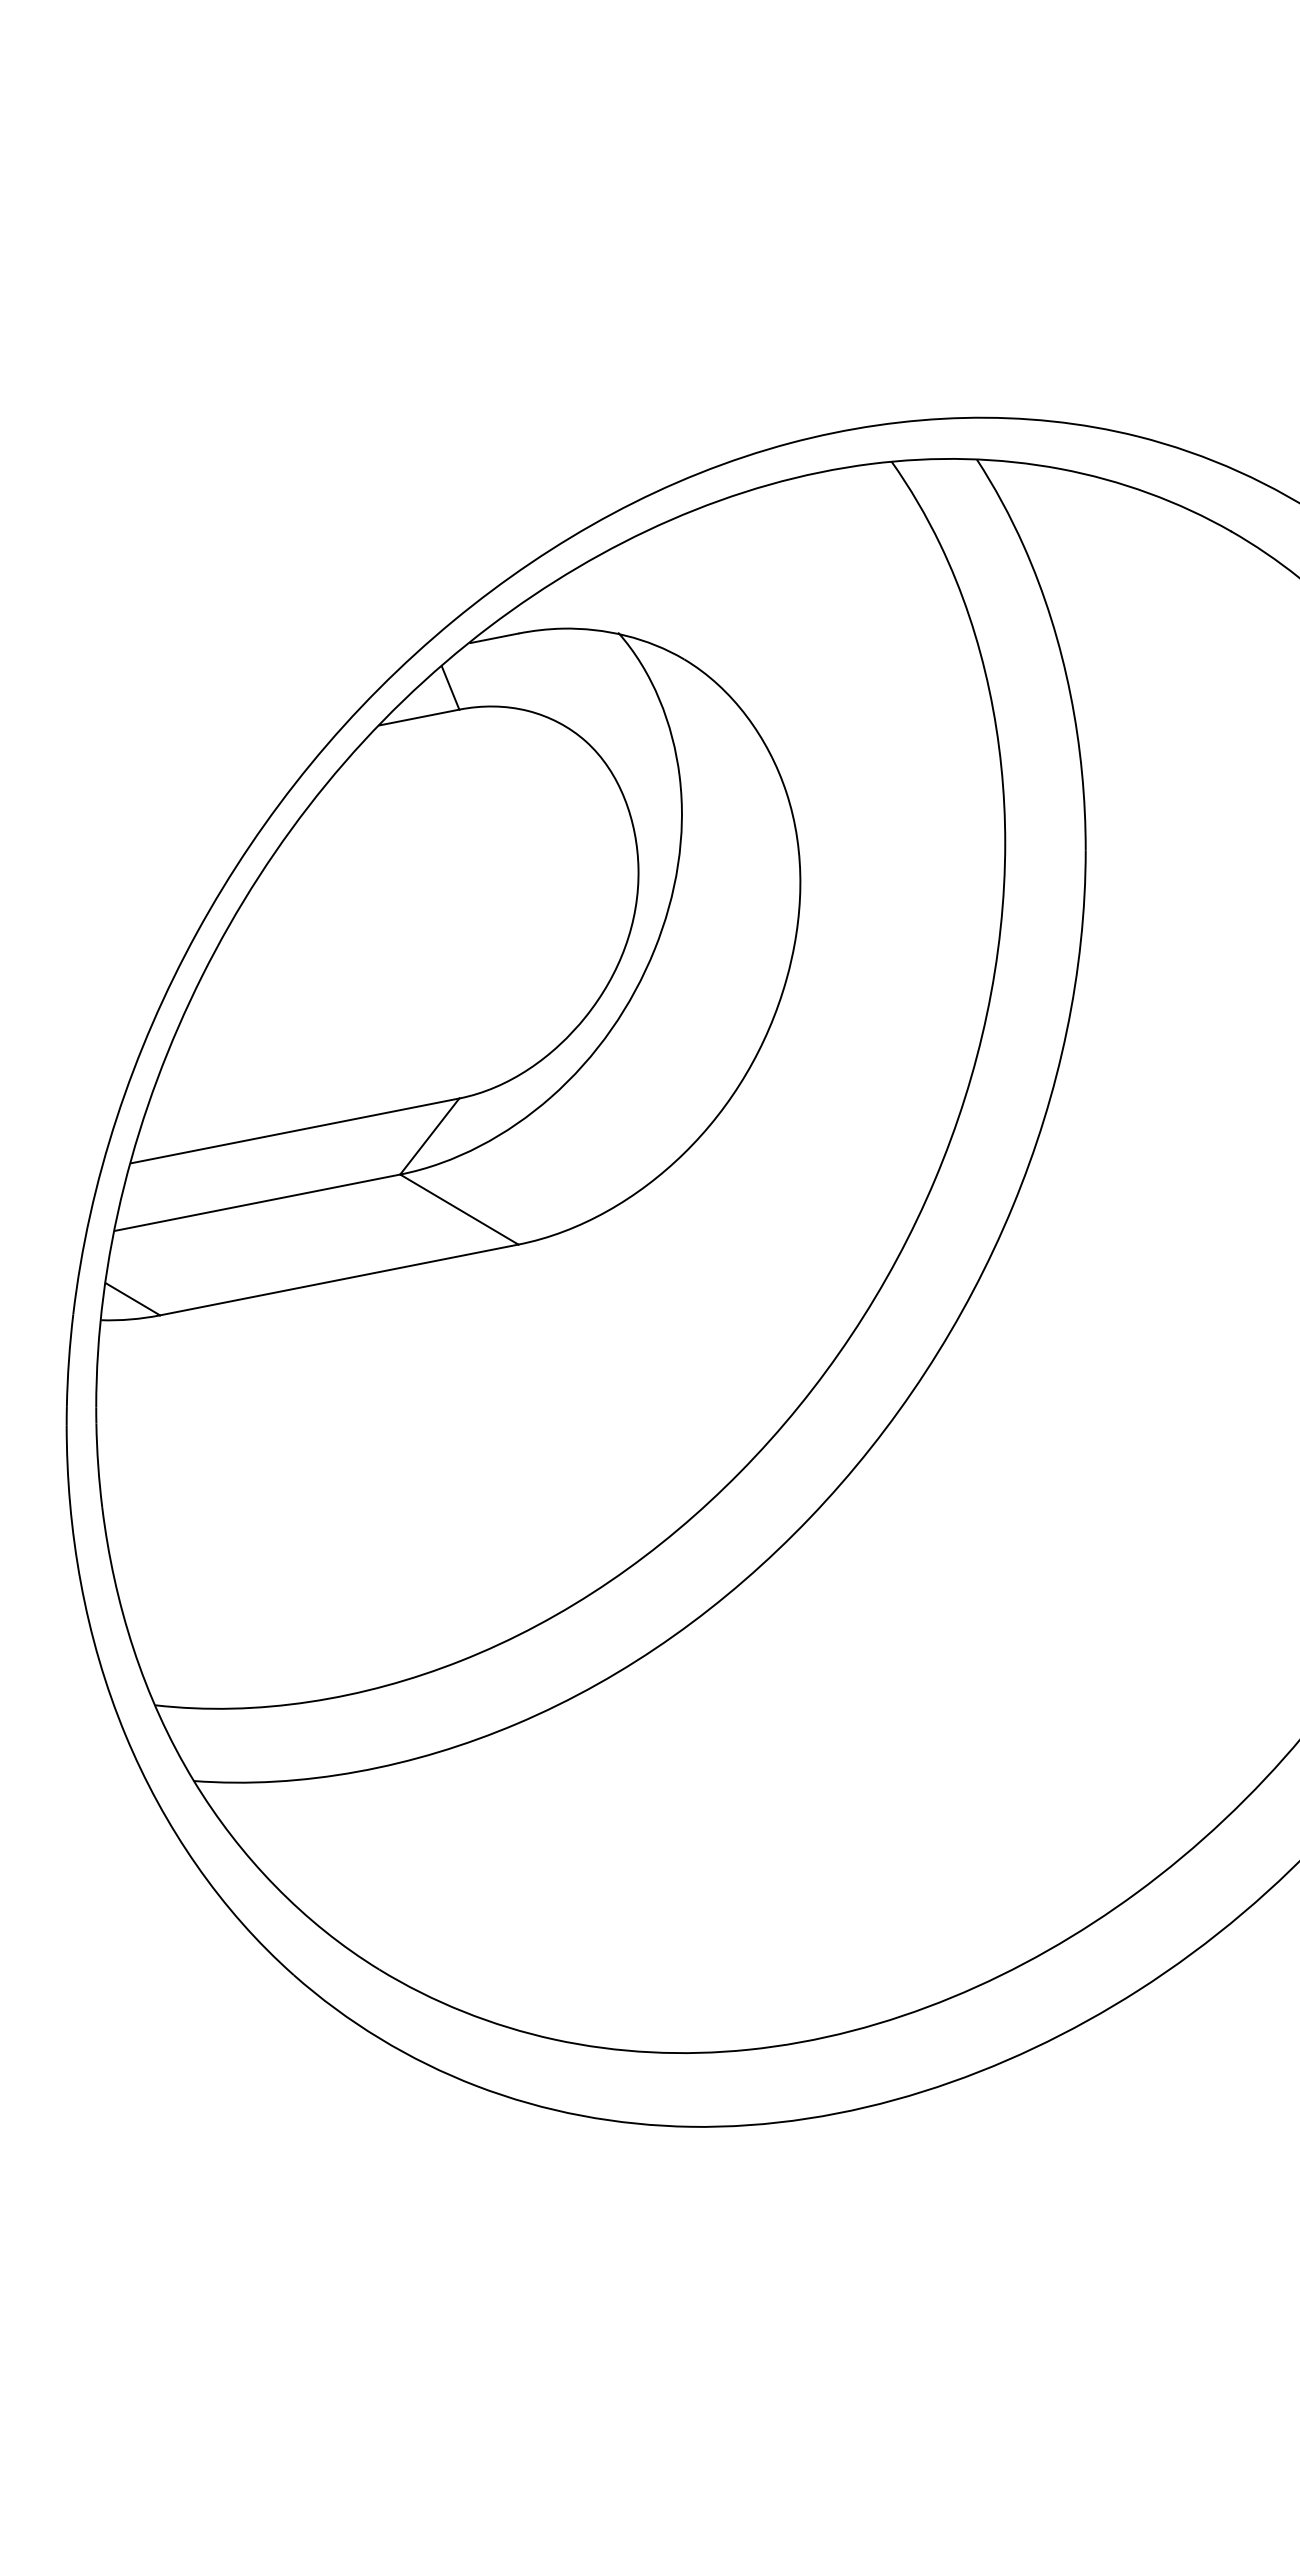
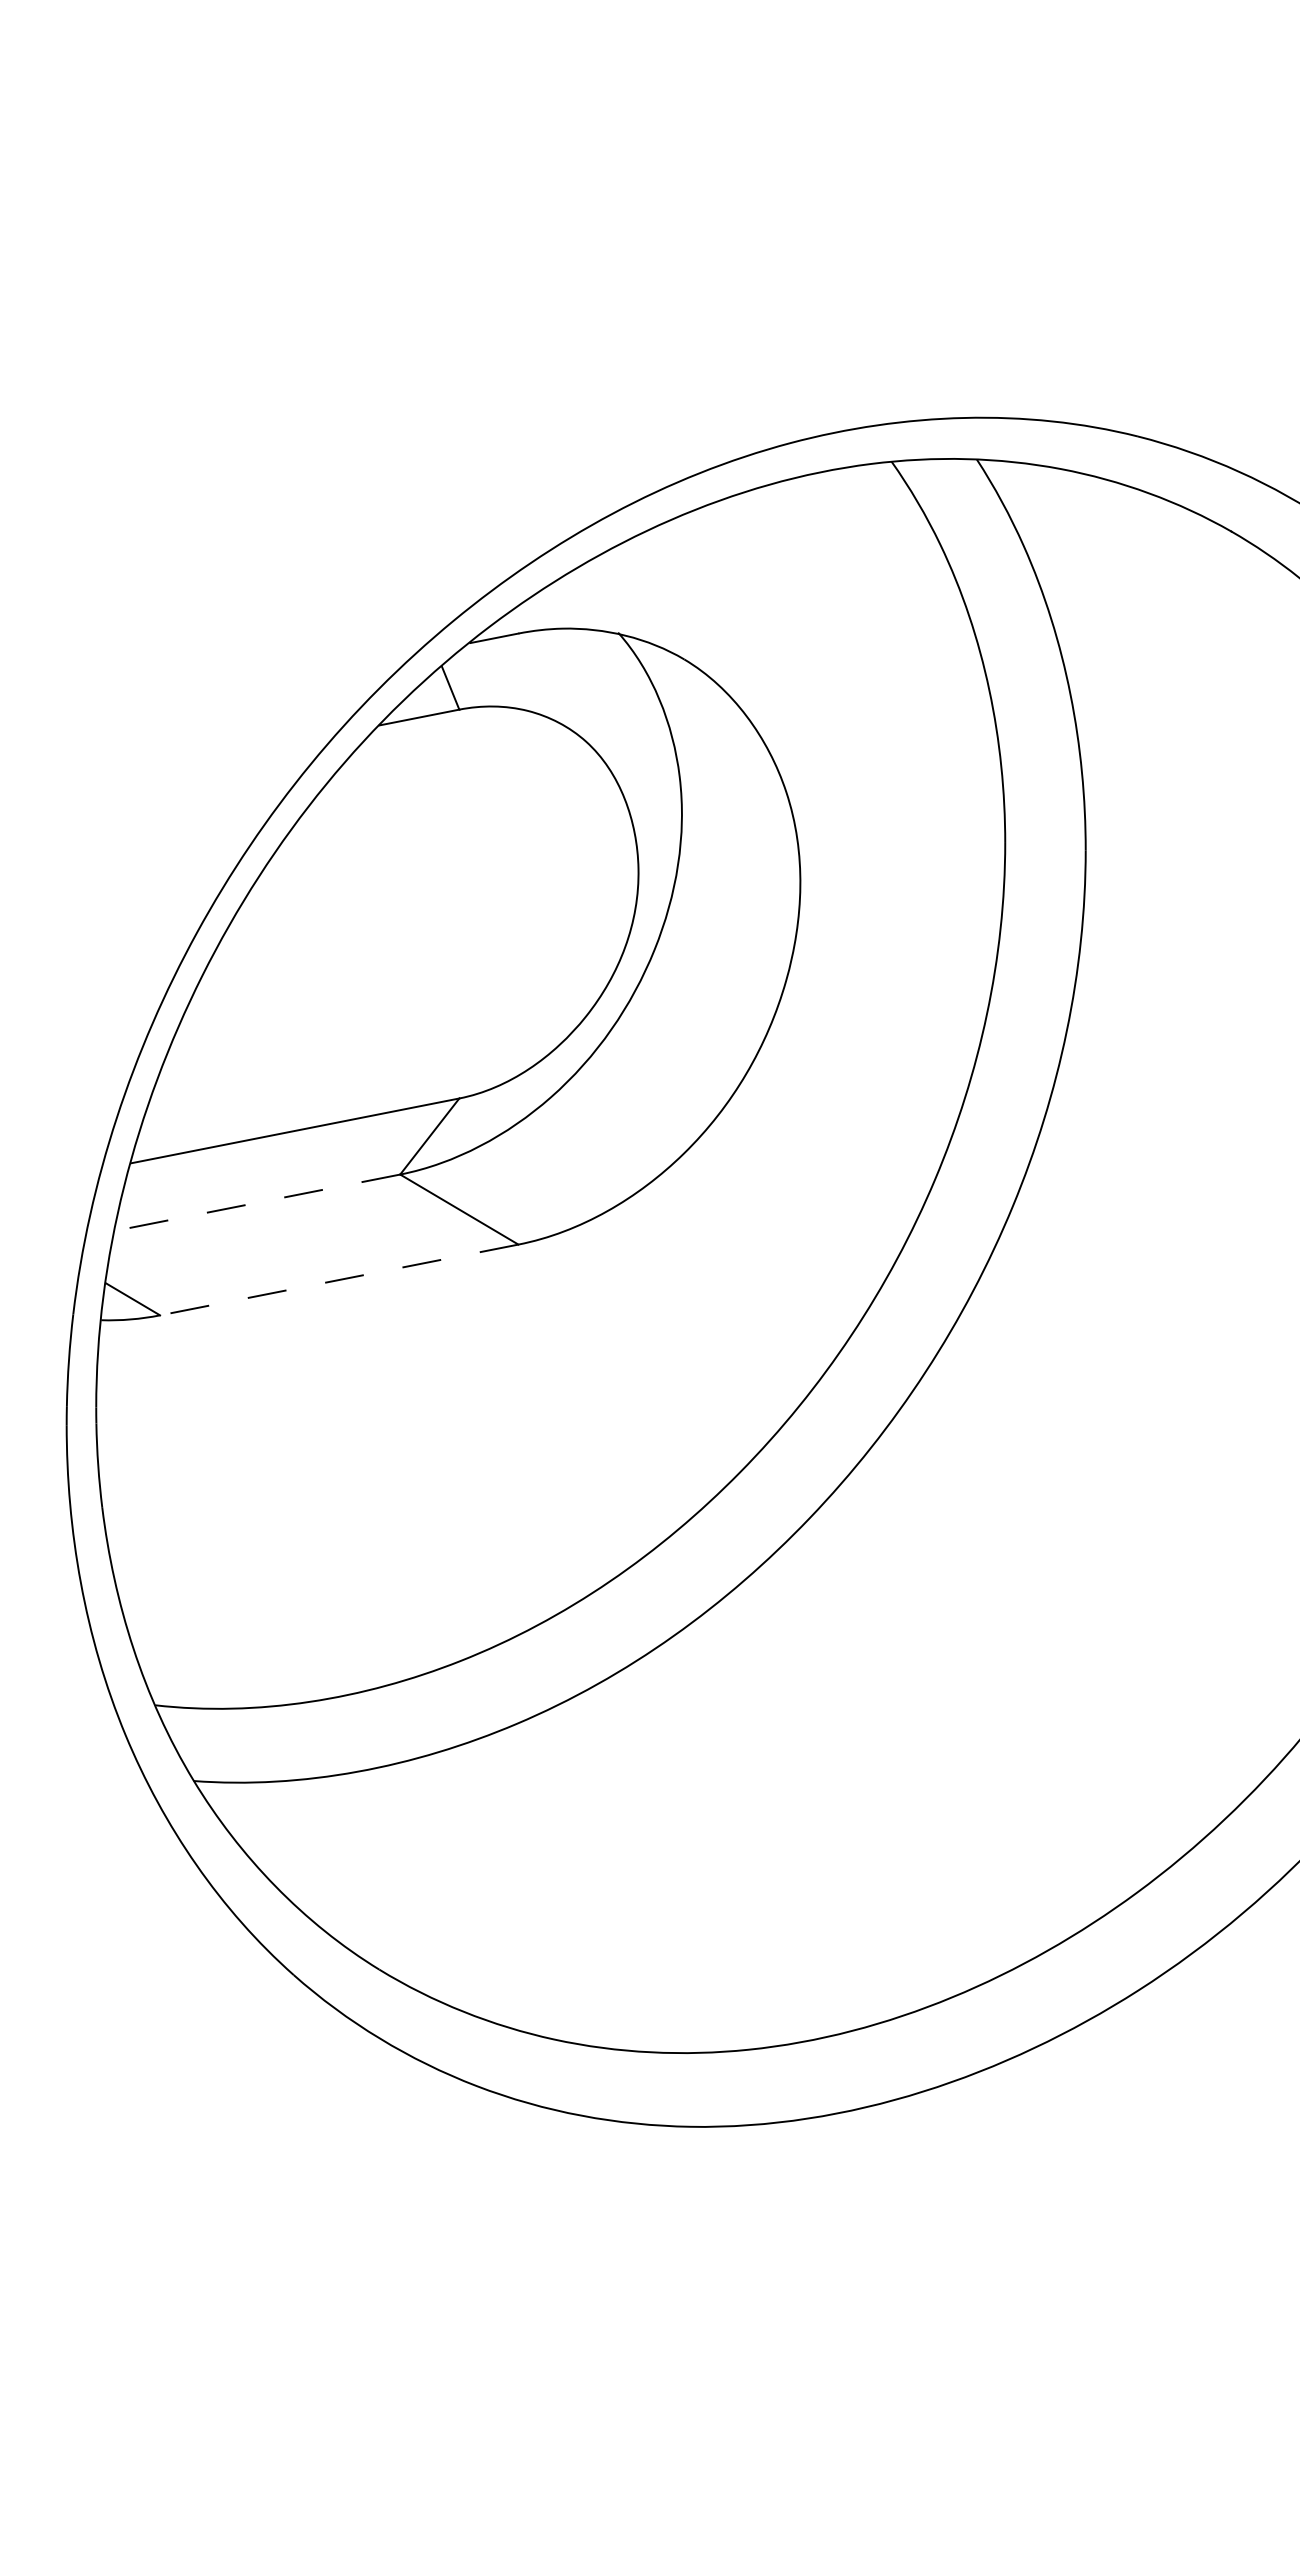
line: solid -> dashed (257, 1202)
line: solid -> dashed (339, 1279)
